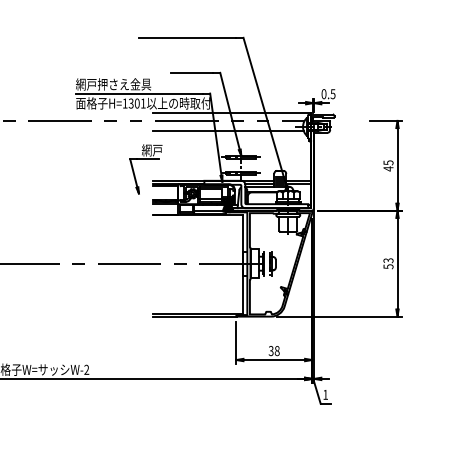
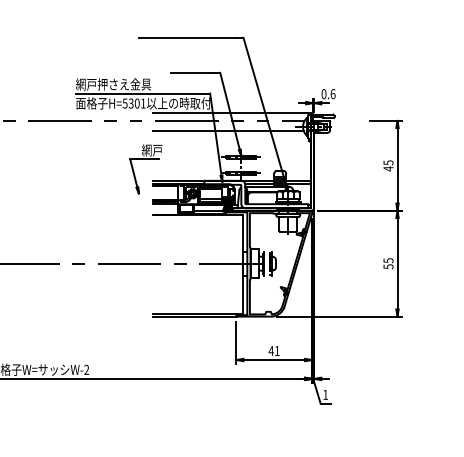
text: 0.5 -> 0.6 (332, 94)
text: H=1301 -> H=5301 (124, 103)
text: 53 -> 55 (387, 260)
text: 38 -> 41 (273, 351)
